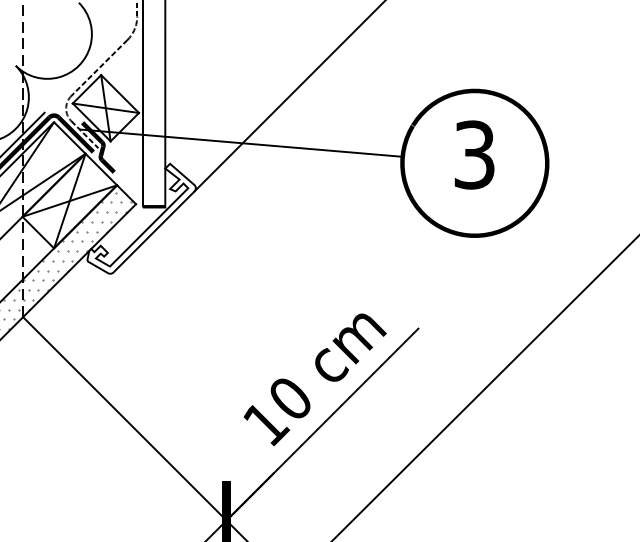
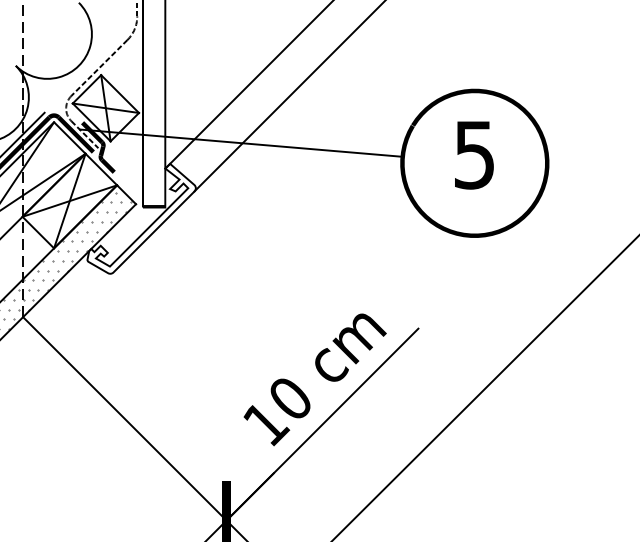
line: none -> present (248, 85)
text: 3 -> 5 (474, 154)
